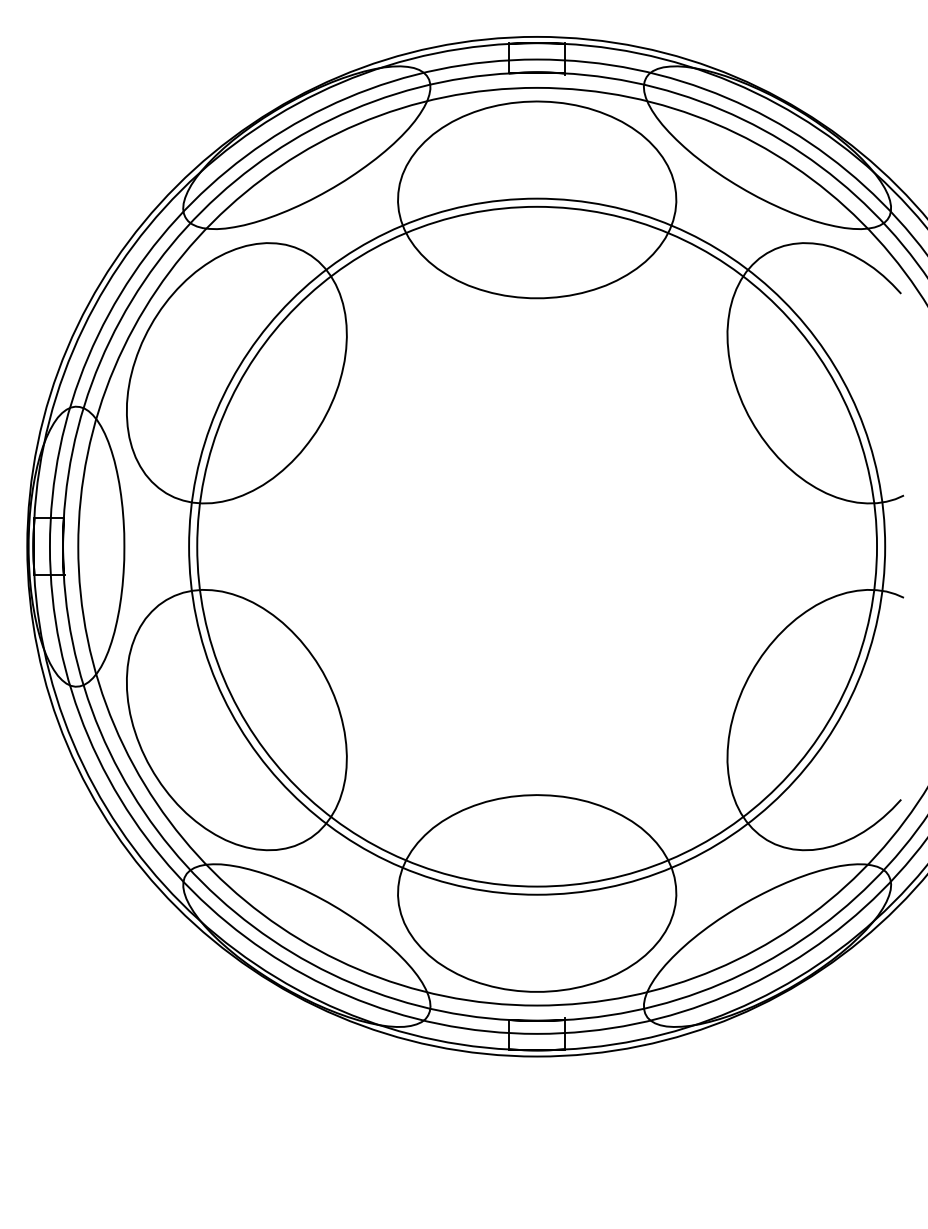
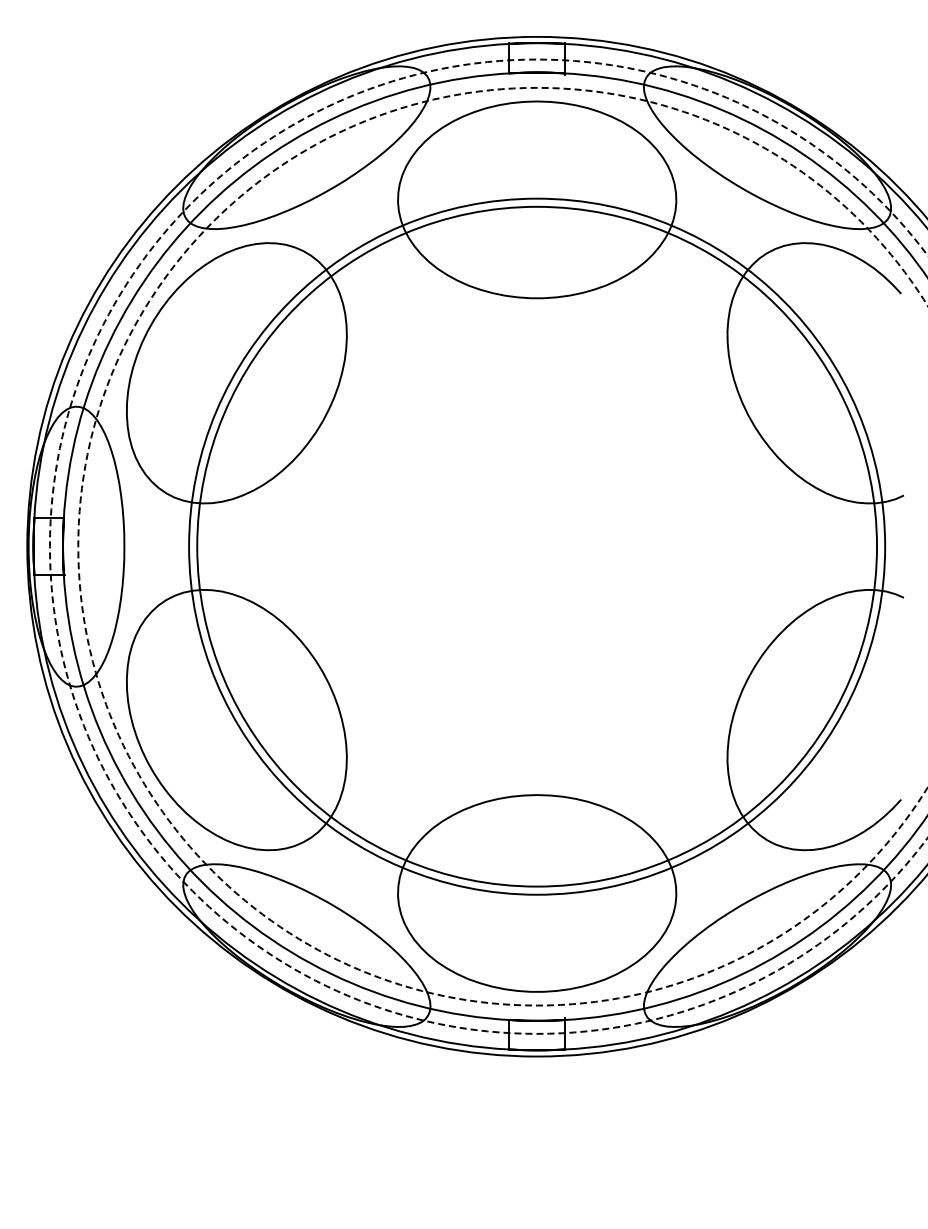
circle: solid -> dashed (488, 546)
circle: solid -> dashed (502, 546)
